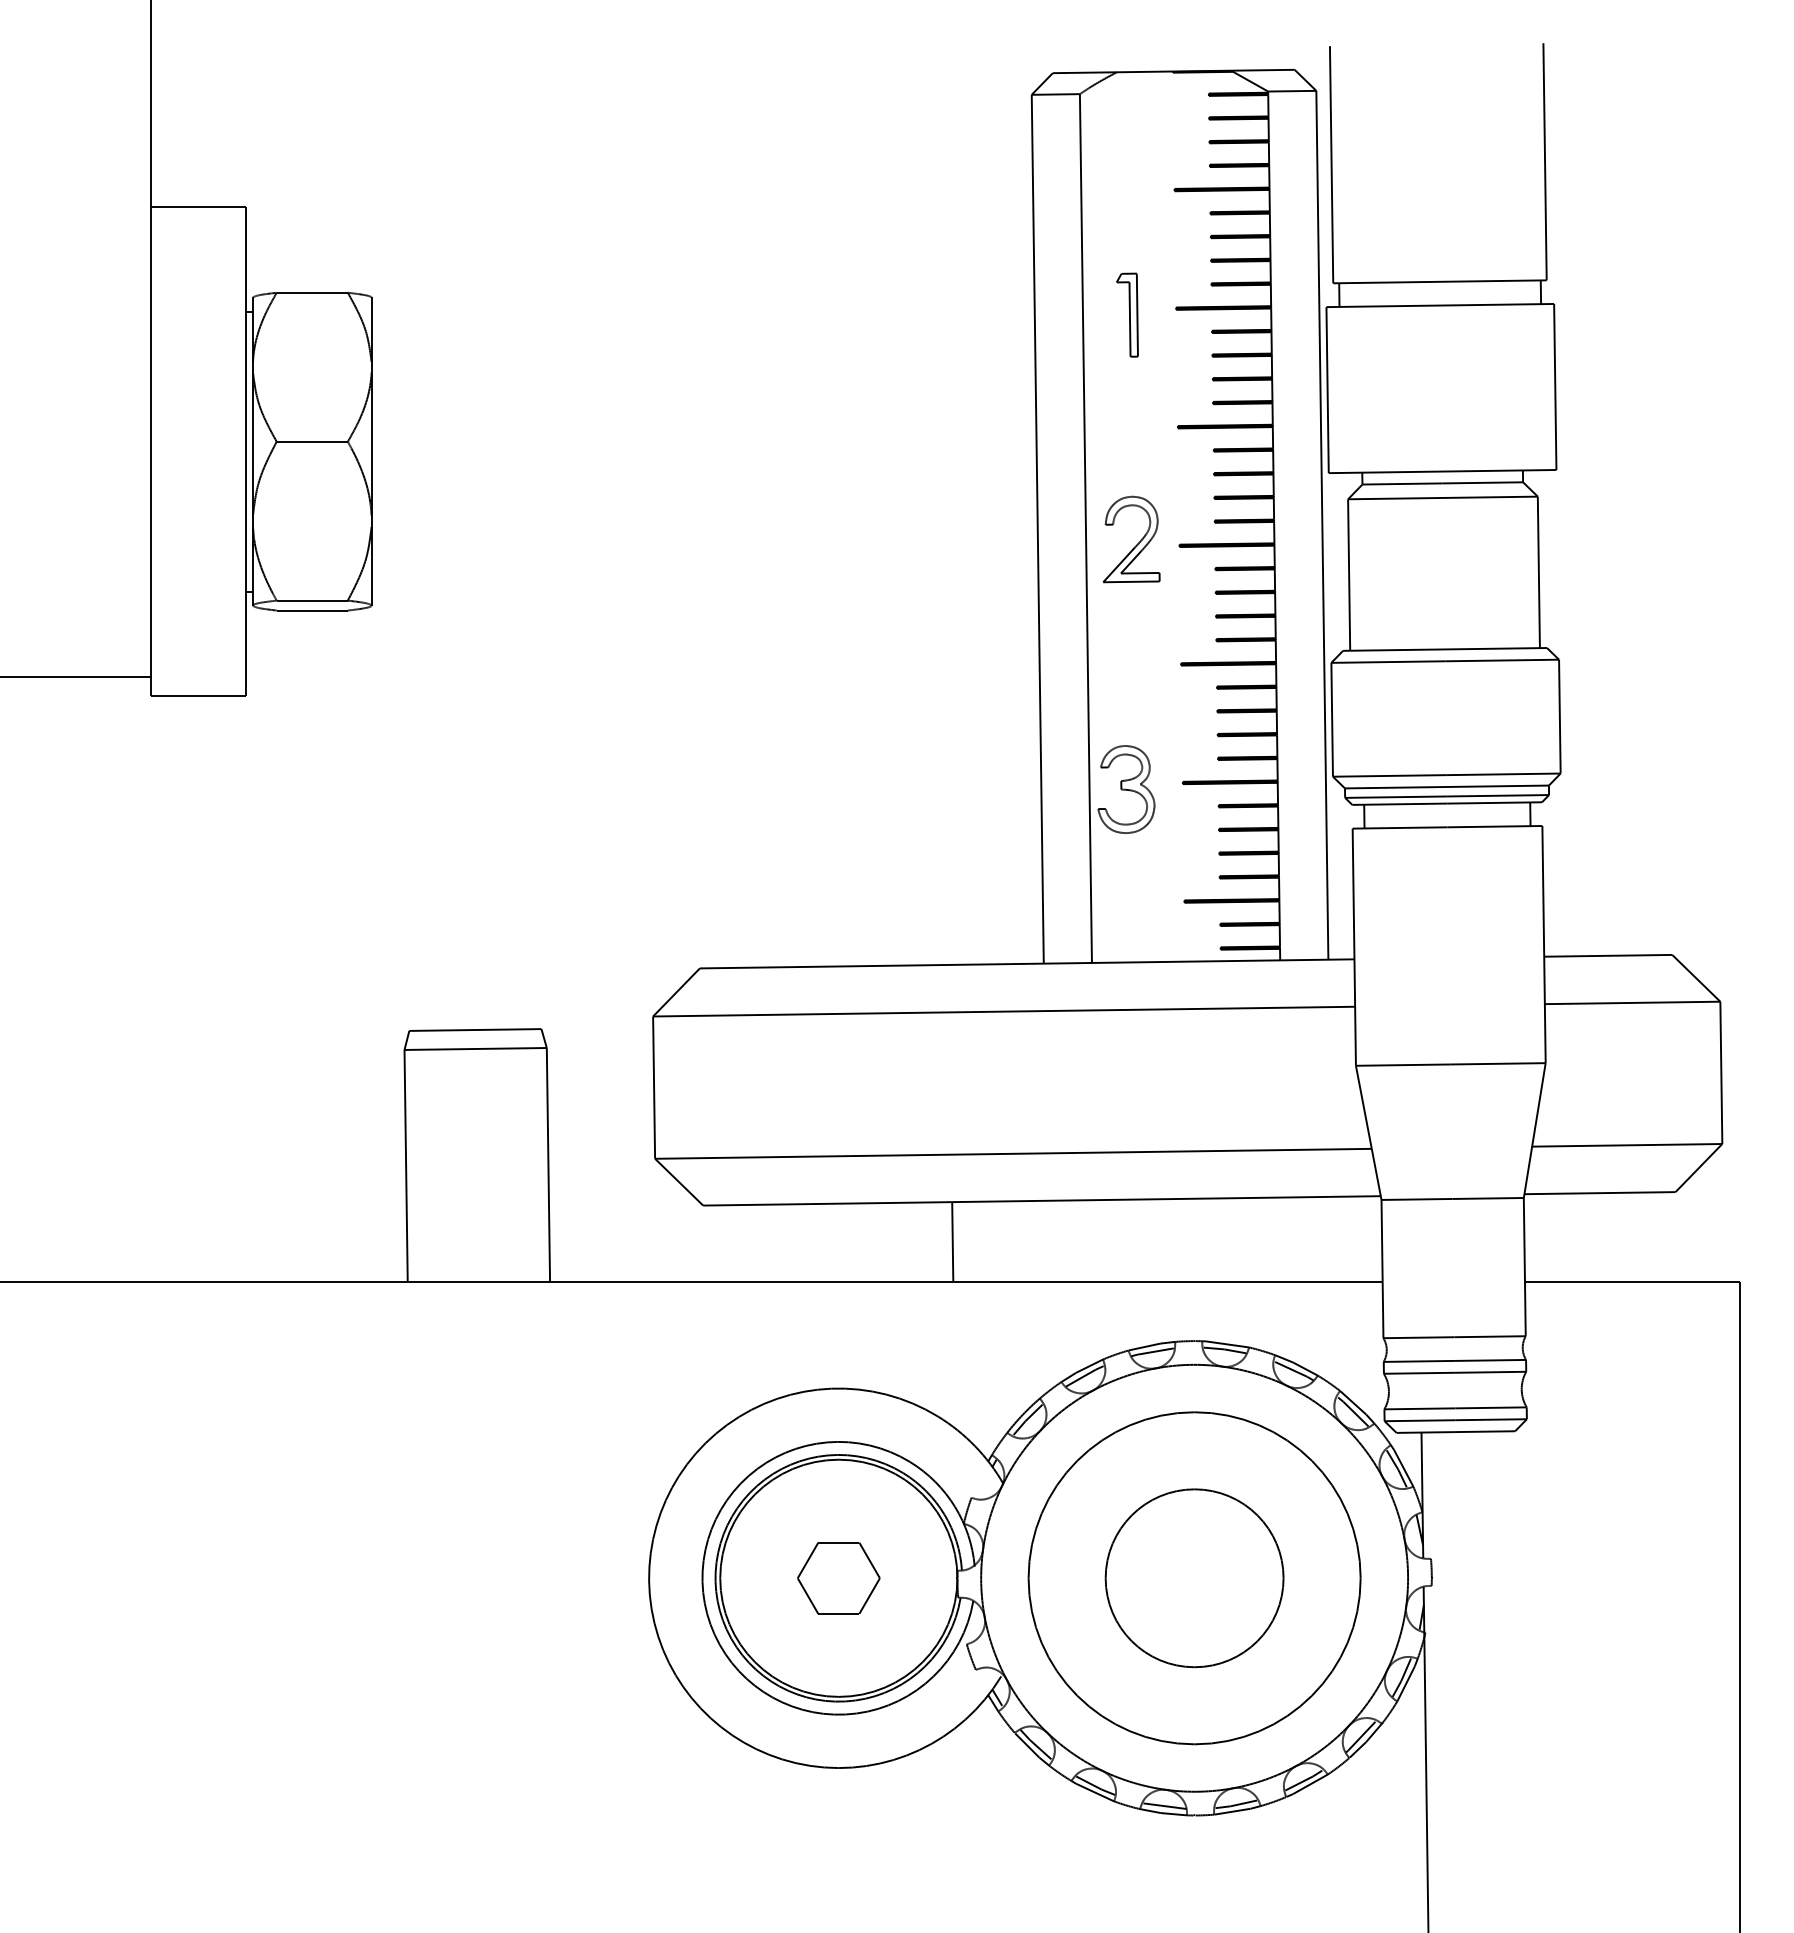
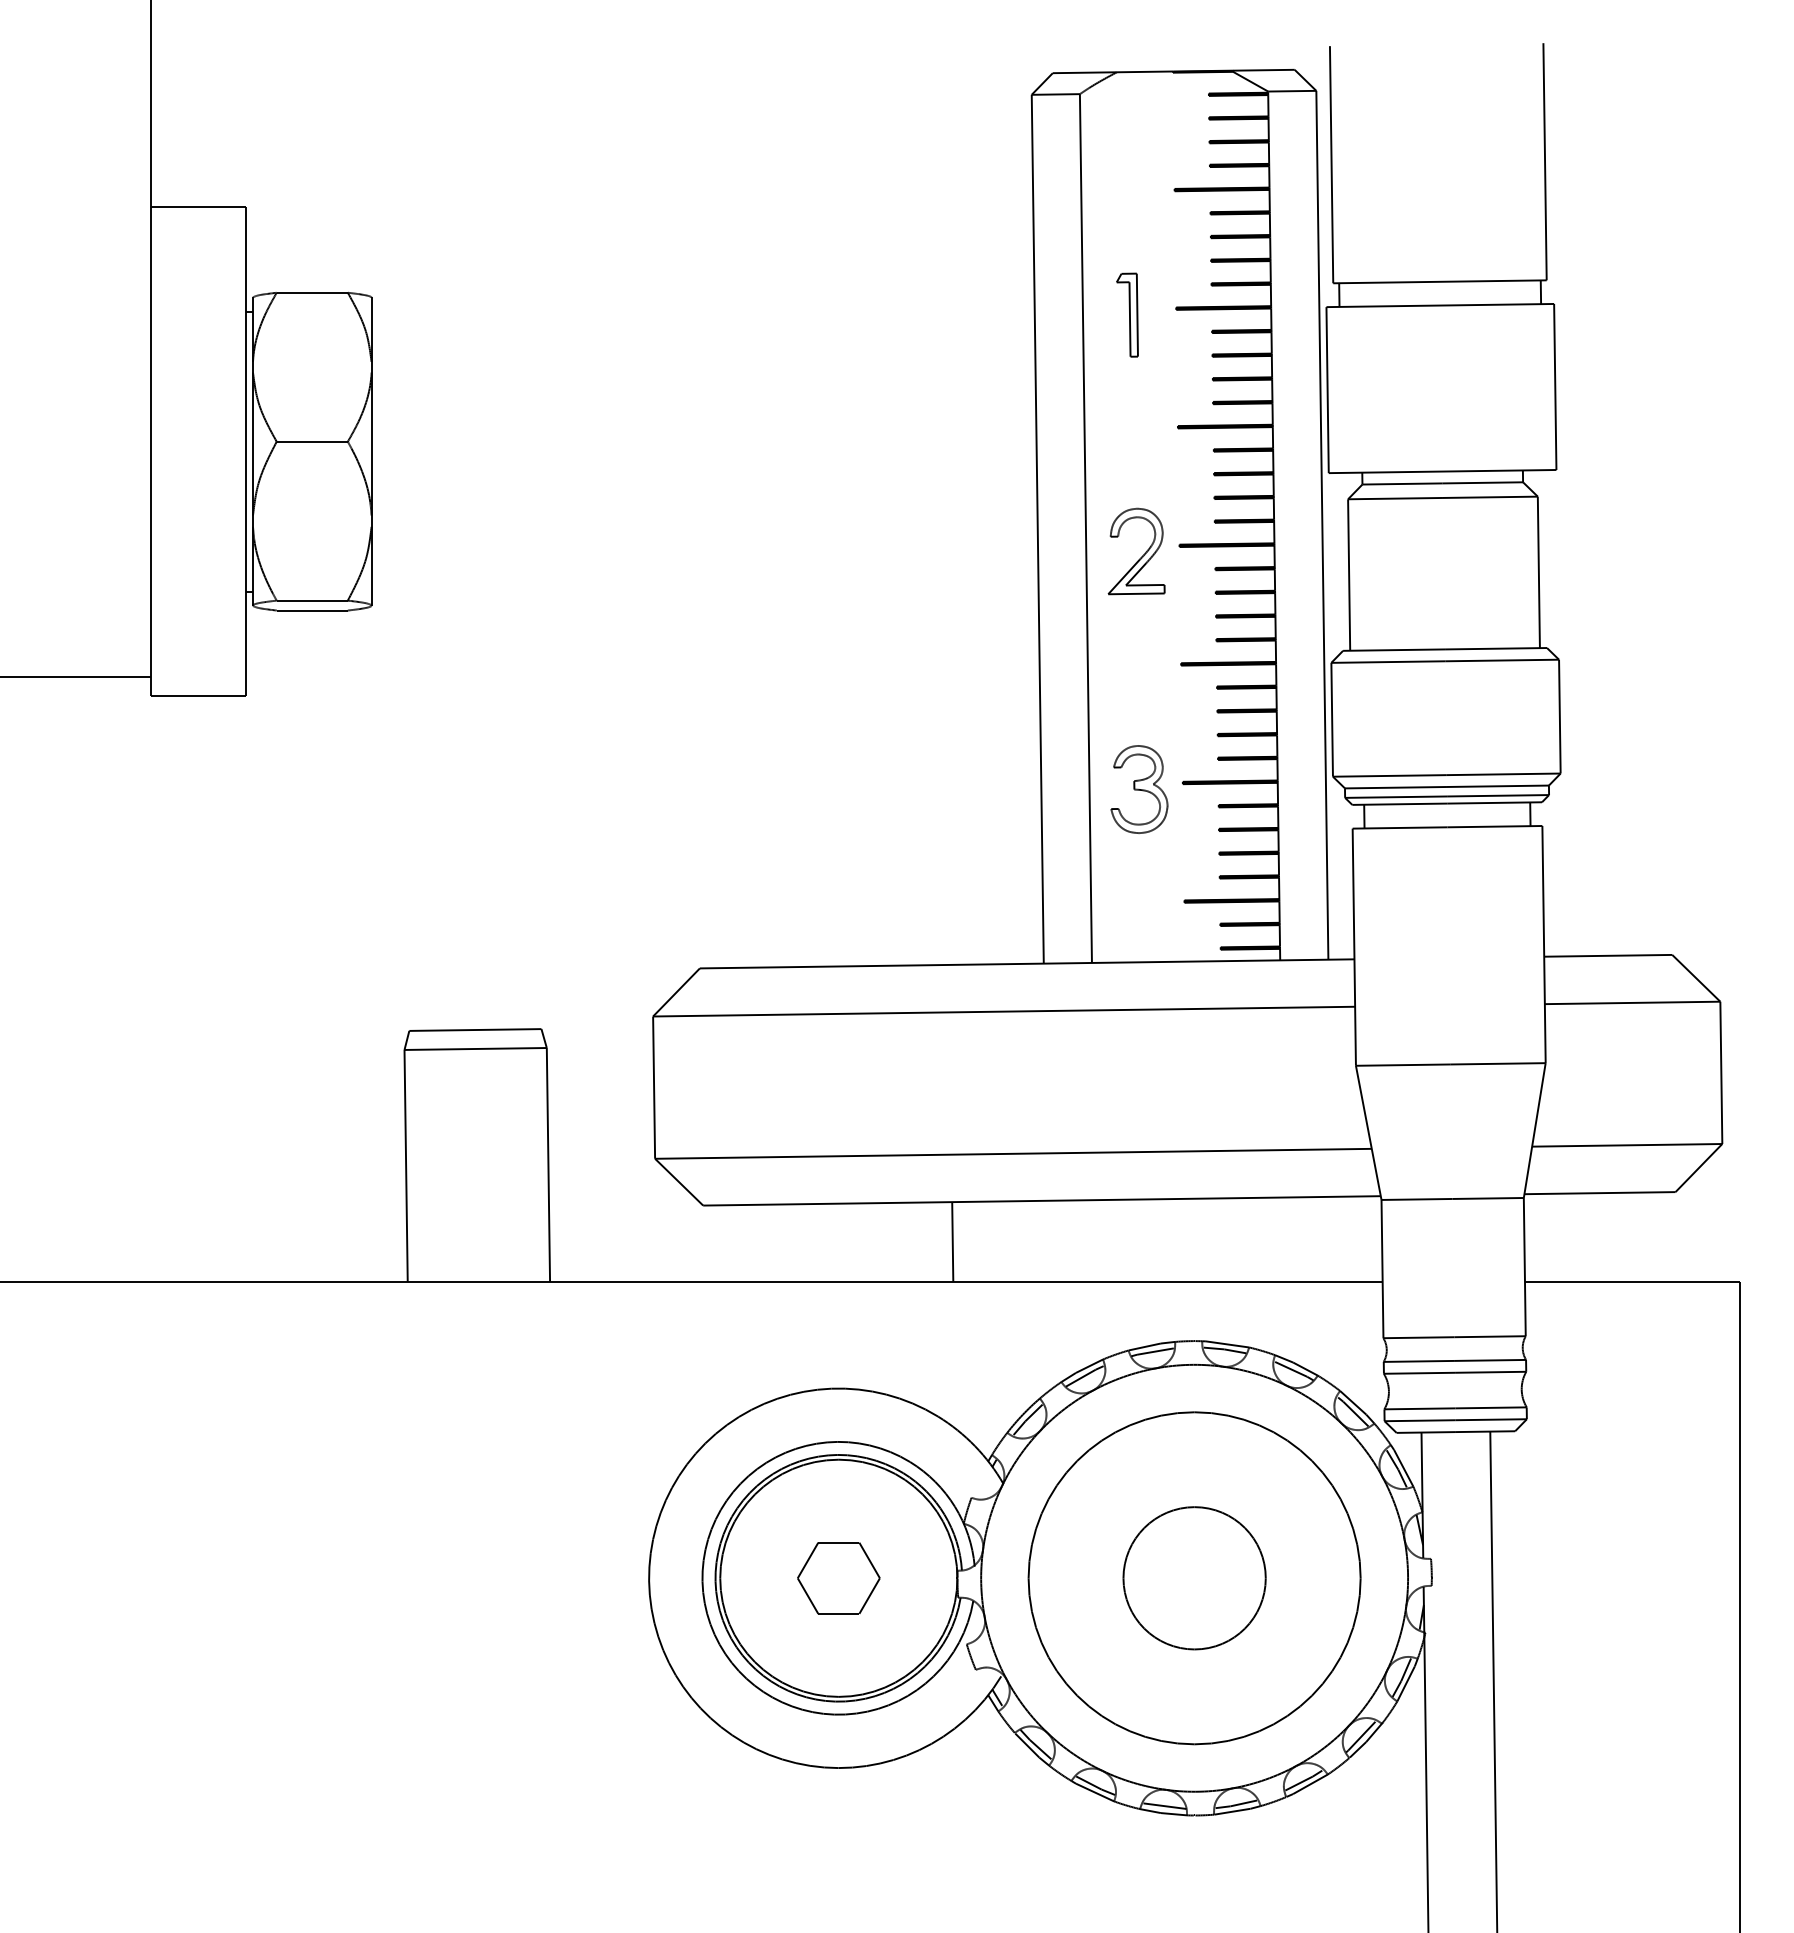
part position: (1136, 544) -> (1141, 556) (1141, 556)
part position: (1126, 789) -> (1139, 789) (1139, 789)
circle diameter: 178 px -> 142 px (1194, 1578)
line: none -> present (1493, 1680)
